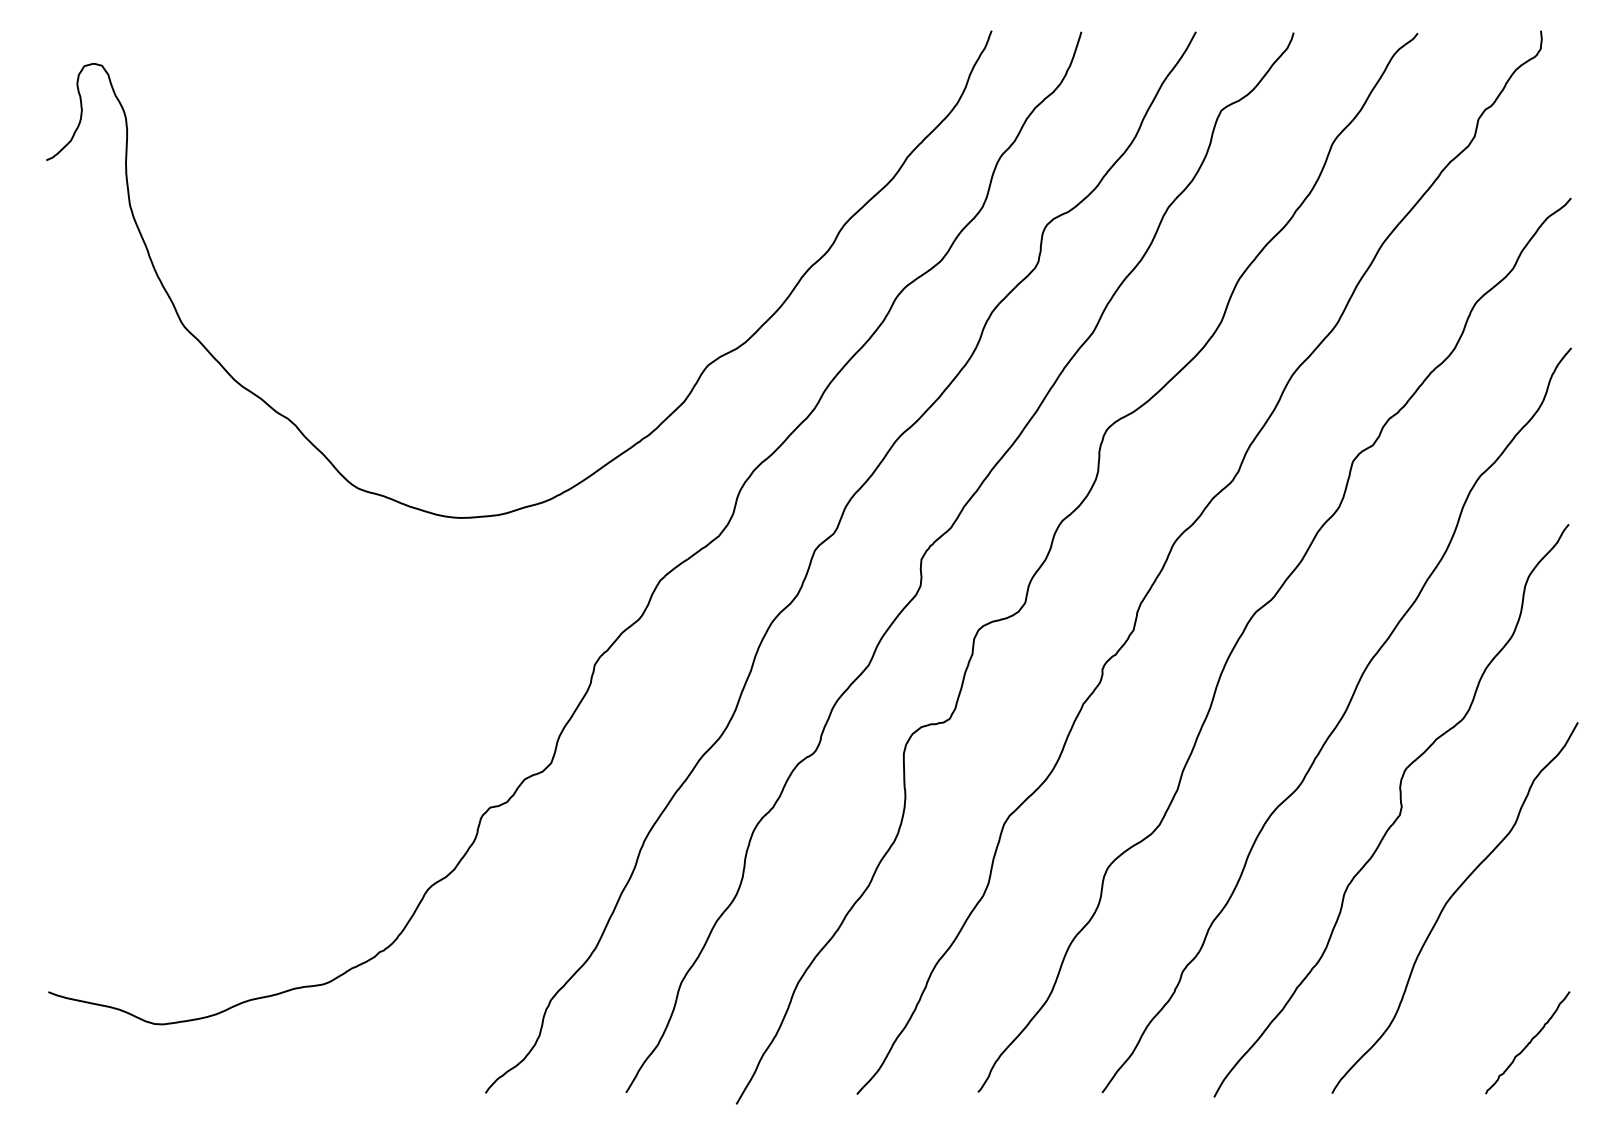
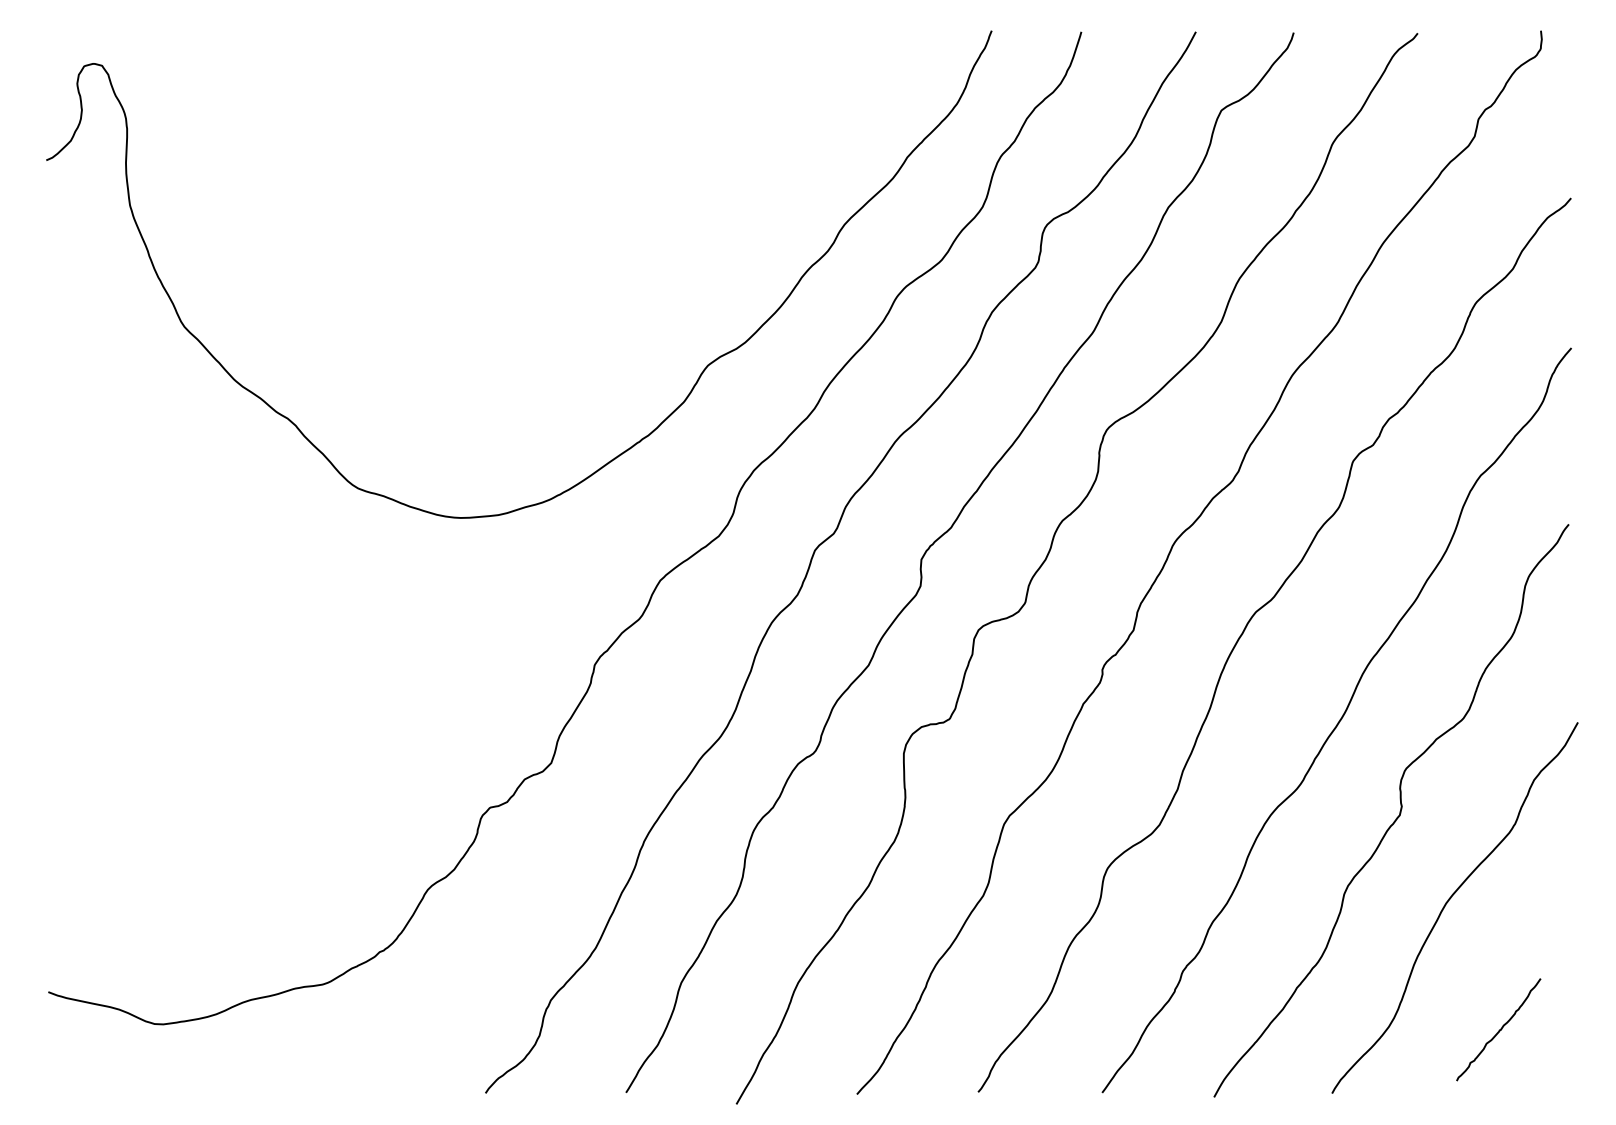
curve position: (1528, 1042) -> (1499, 1029) (1499, 1029)
